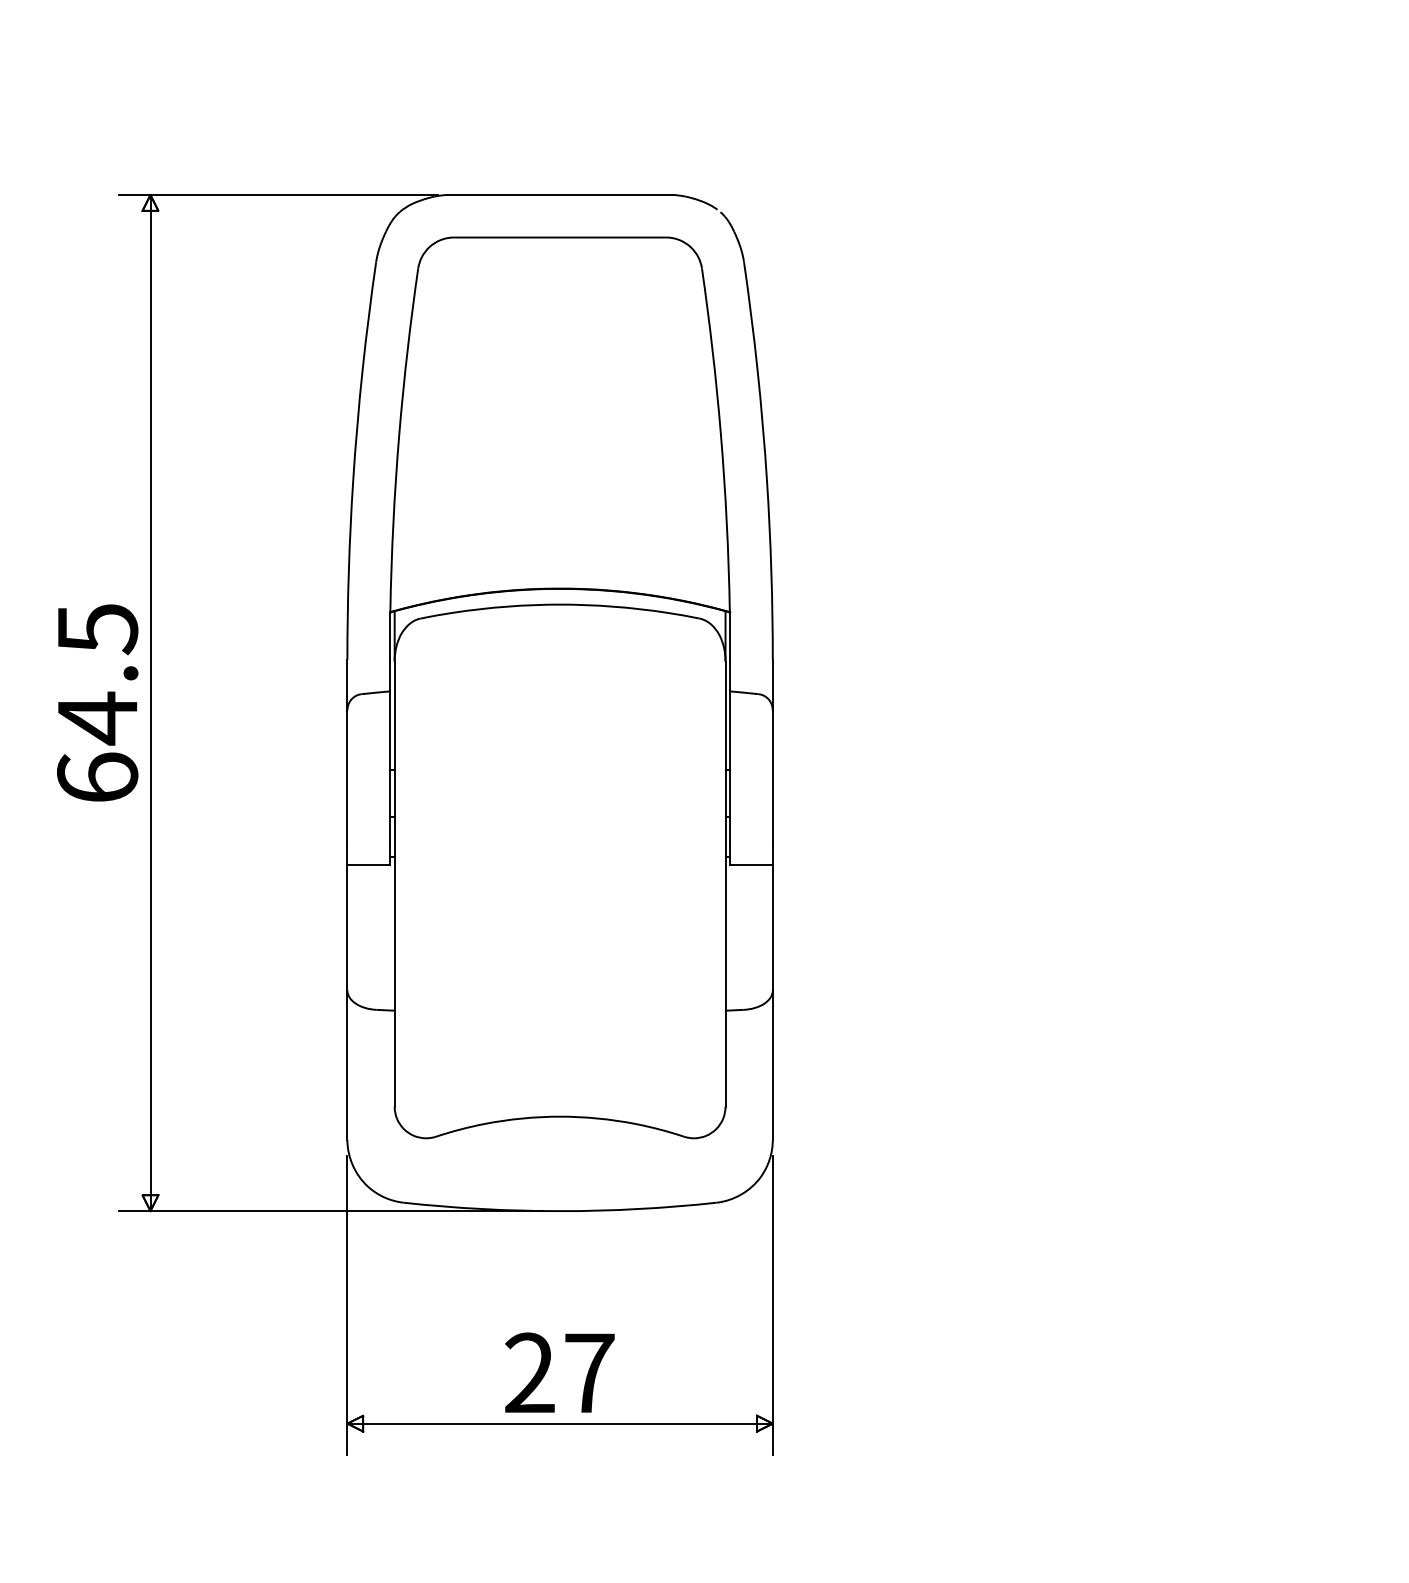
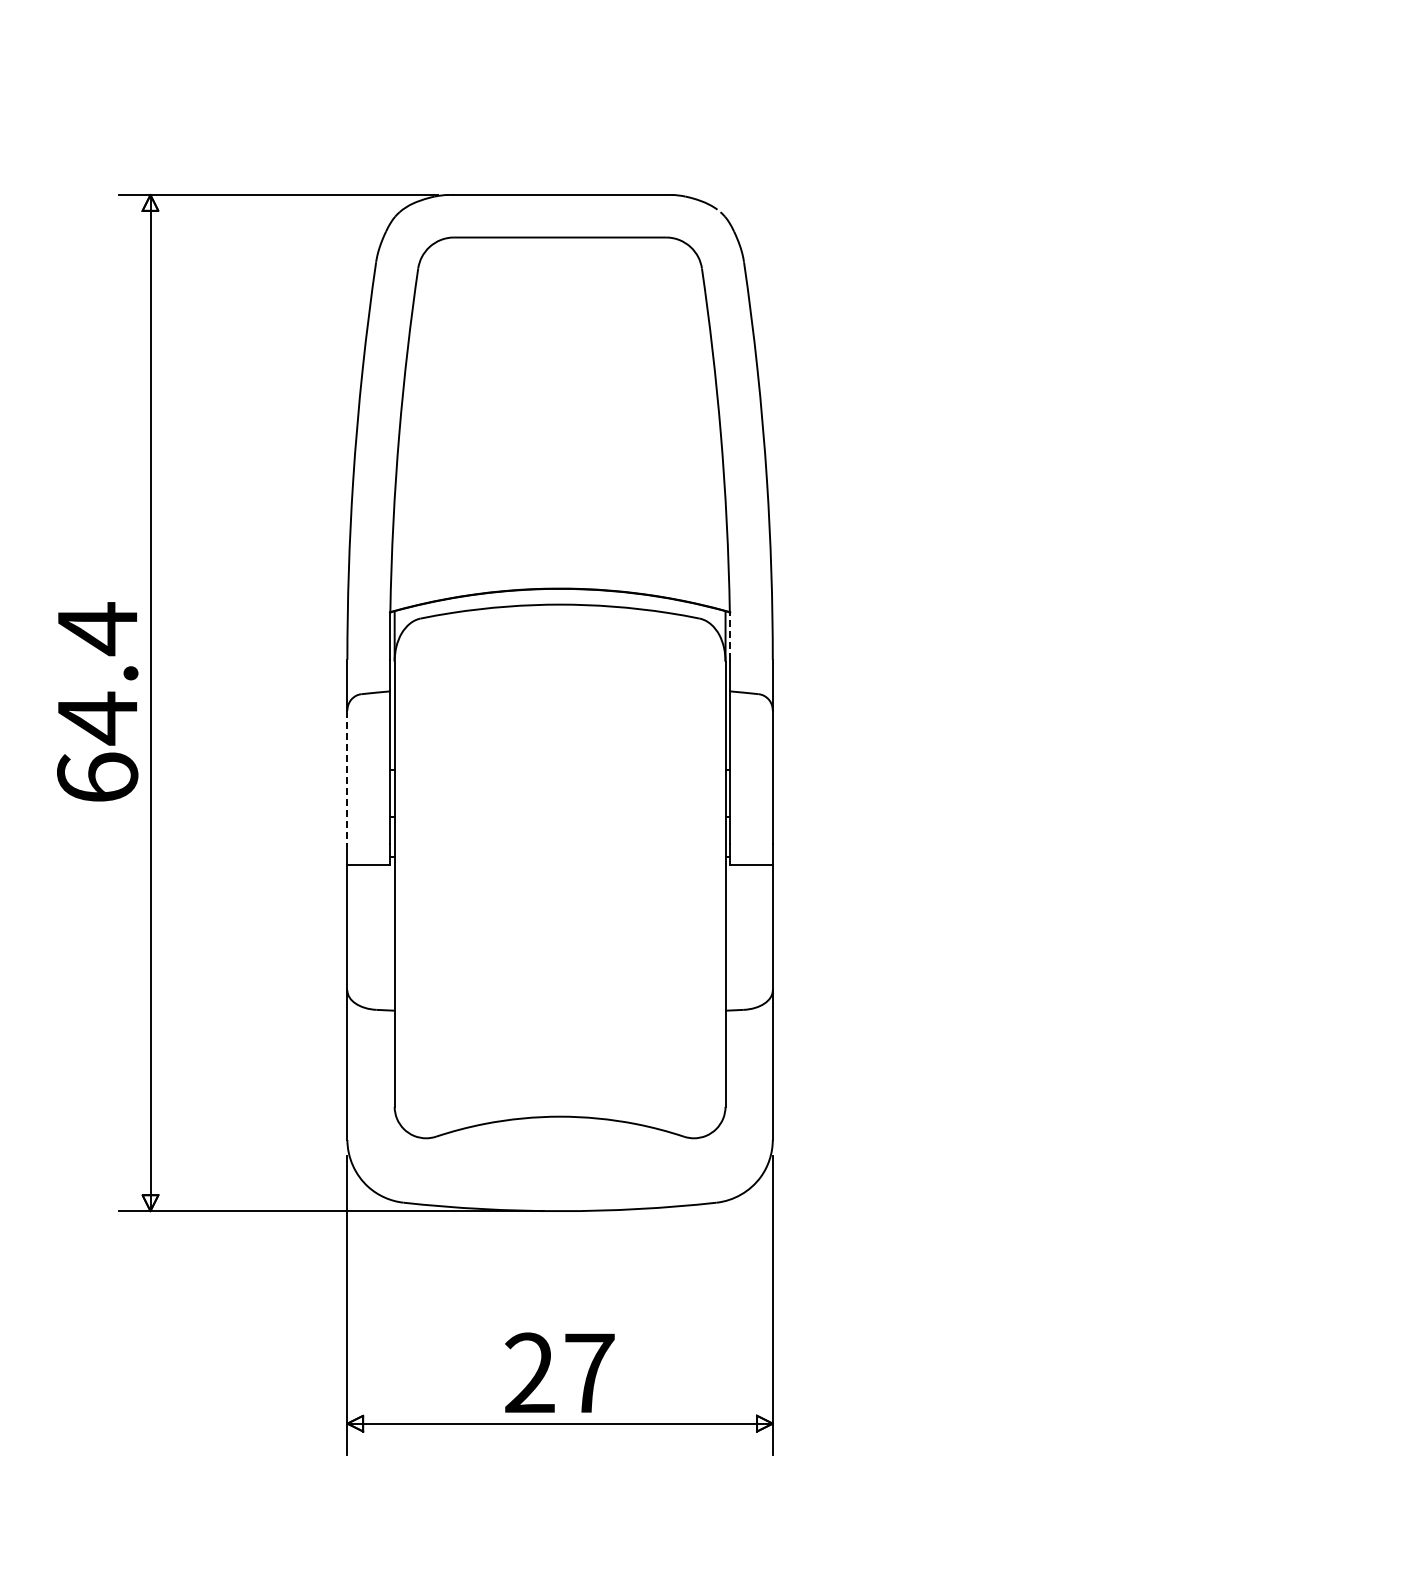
text: 64.5 -> 64.4 (98, 629)
line: solid -> dashed (730, 636)
line: solid -> dashed (347, 777)
